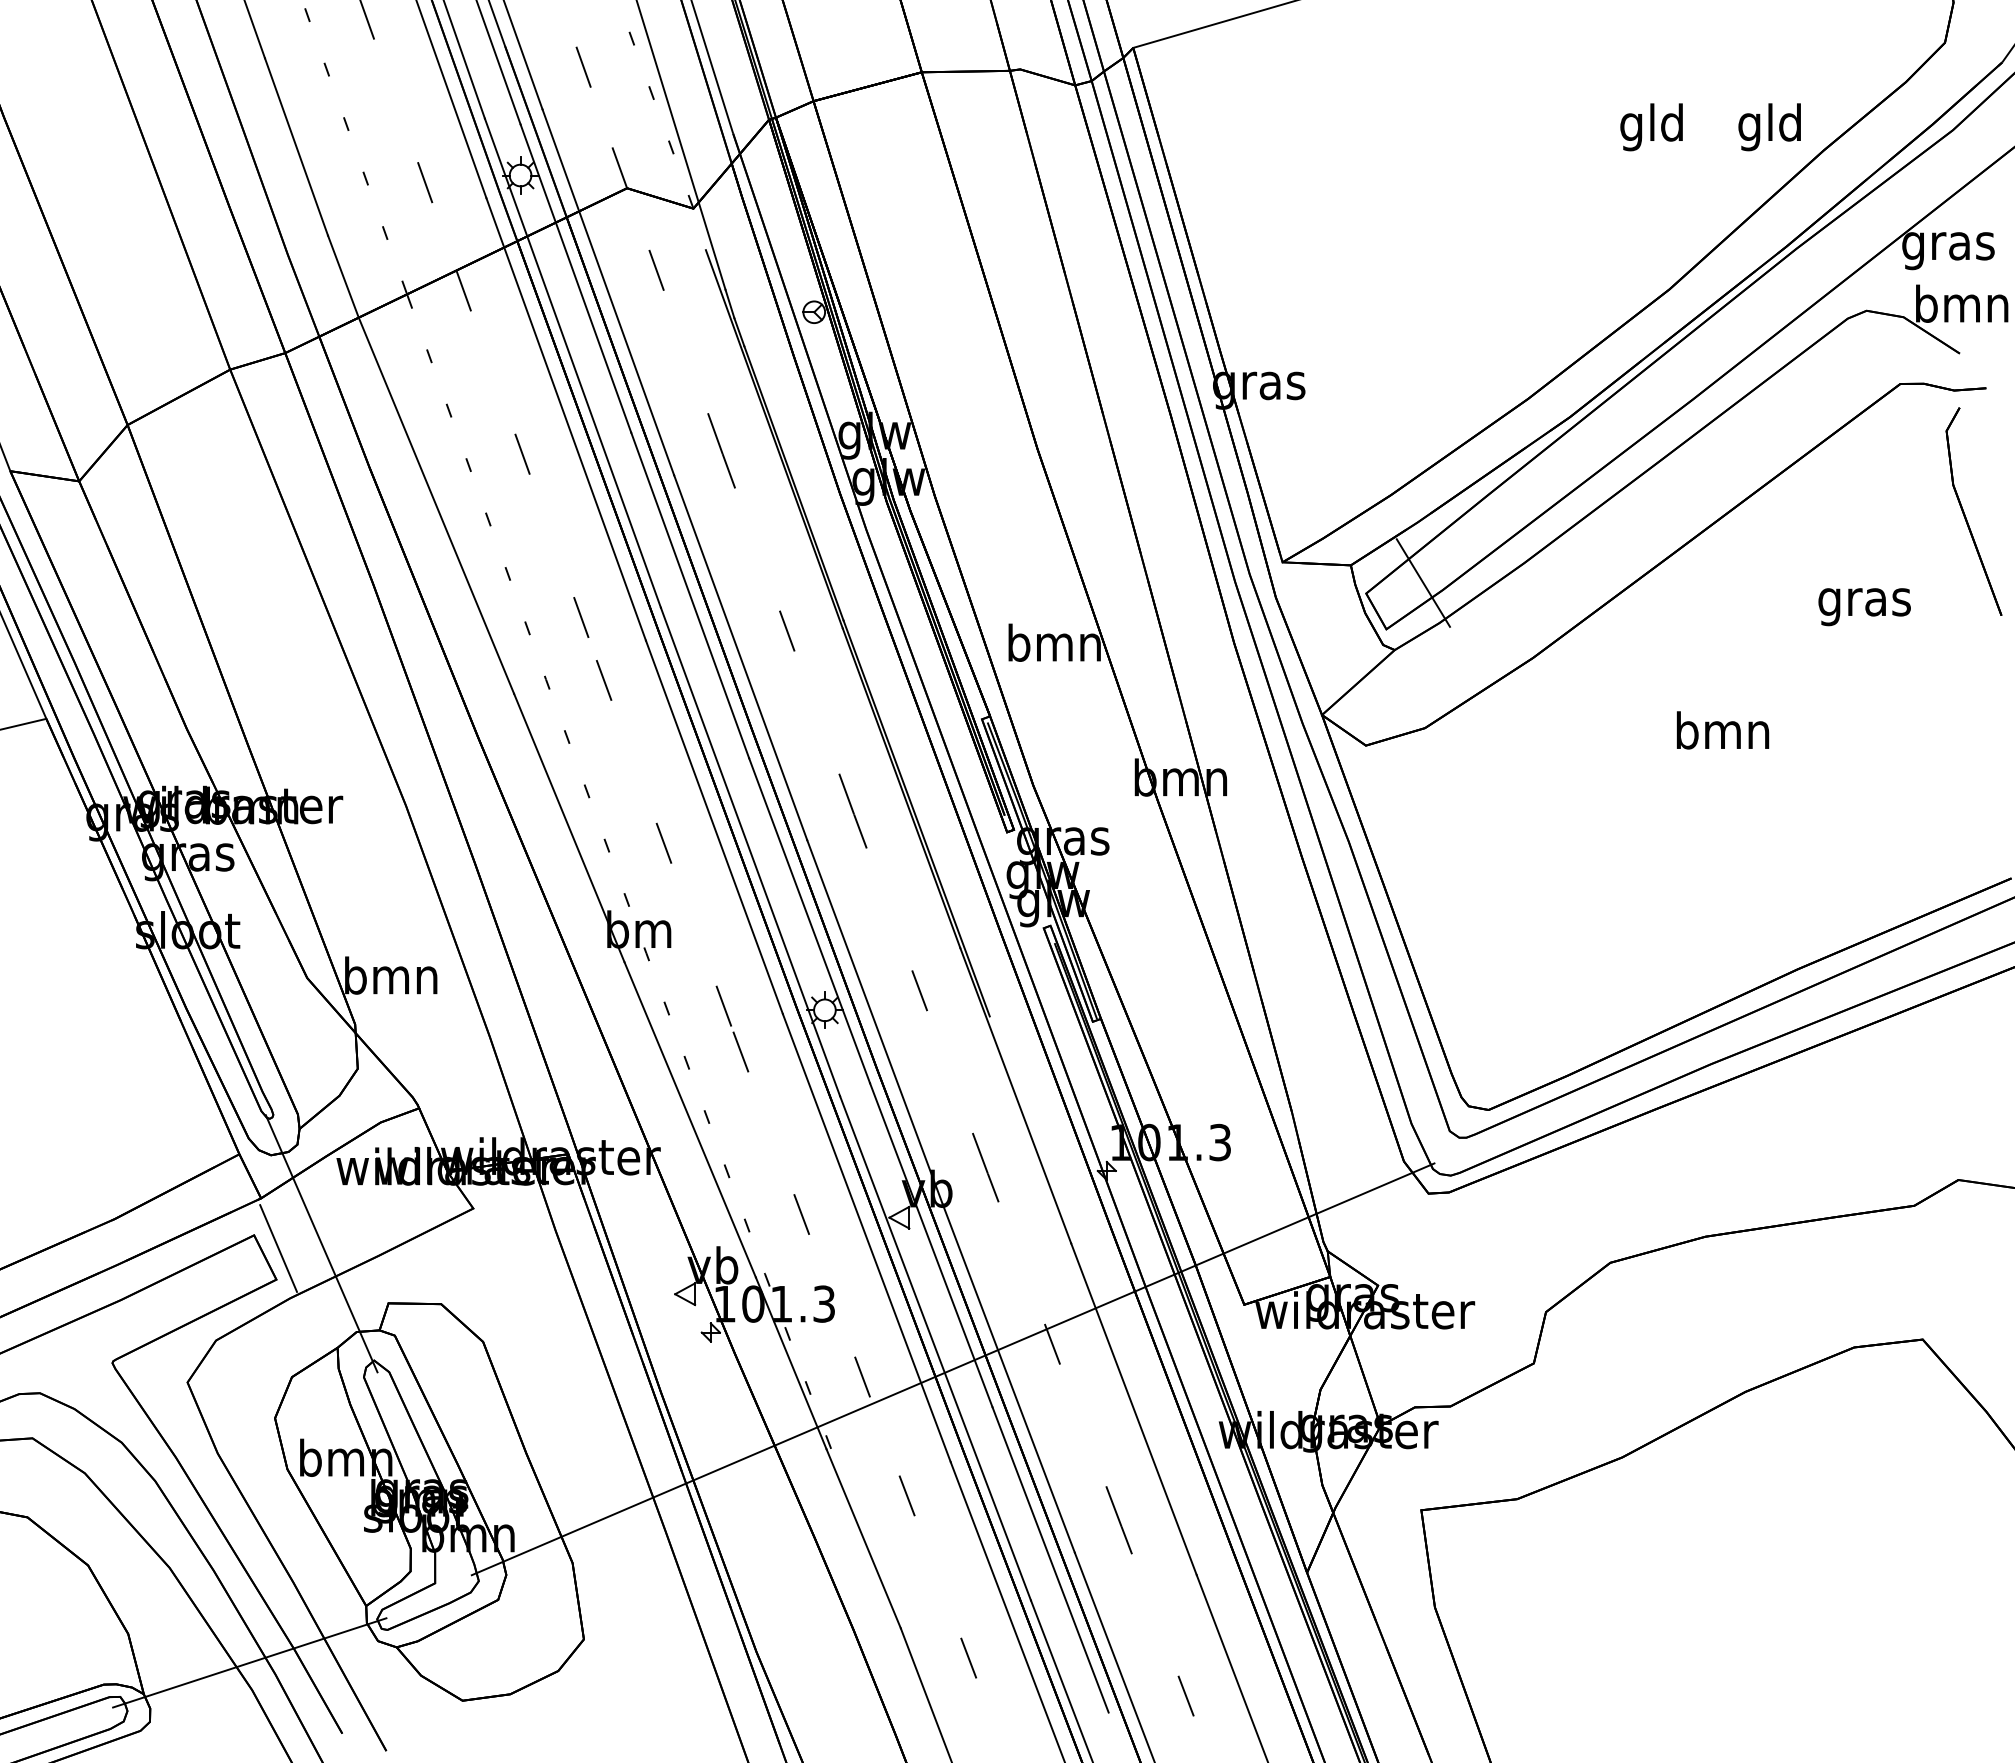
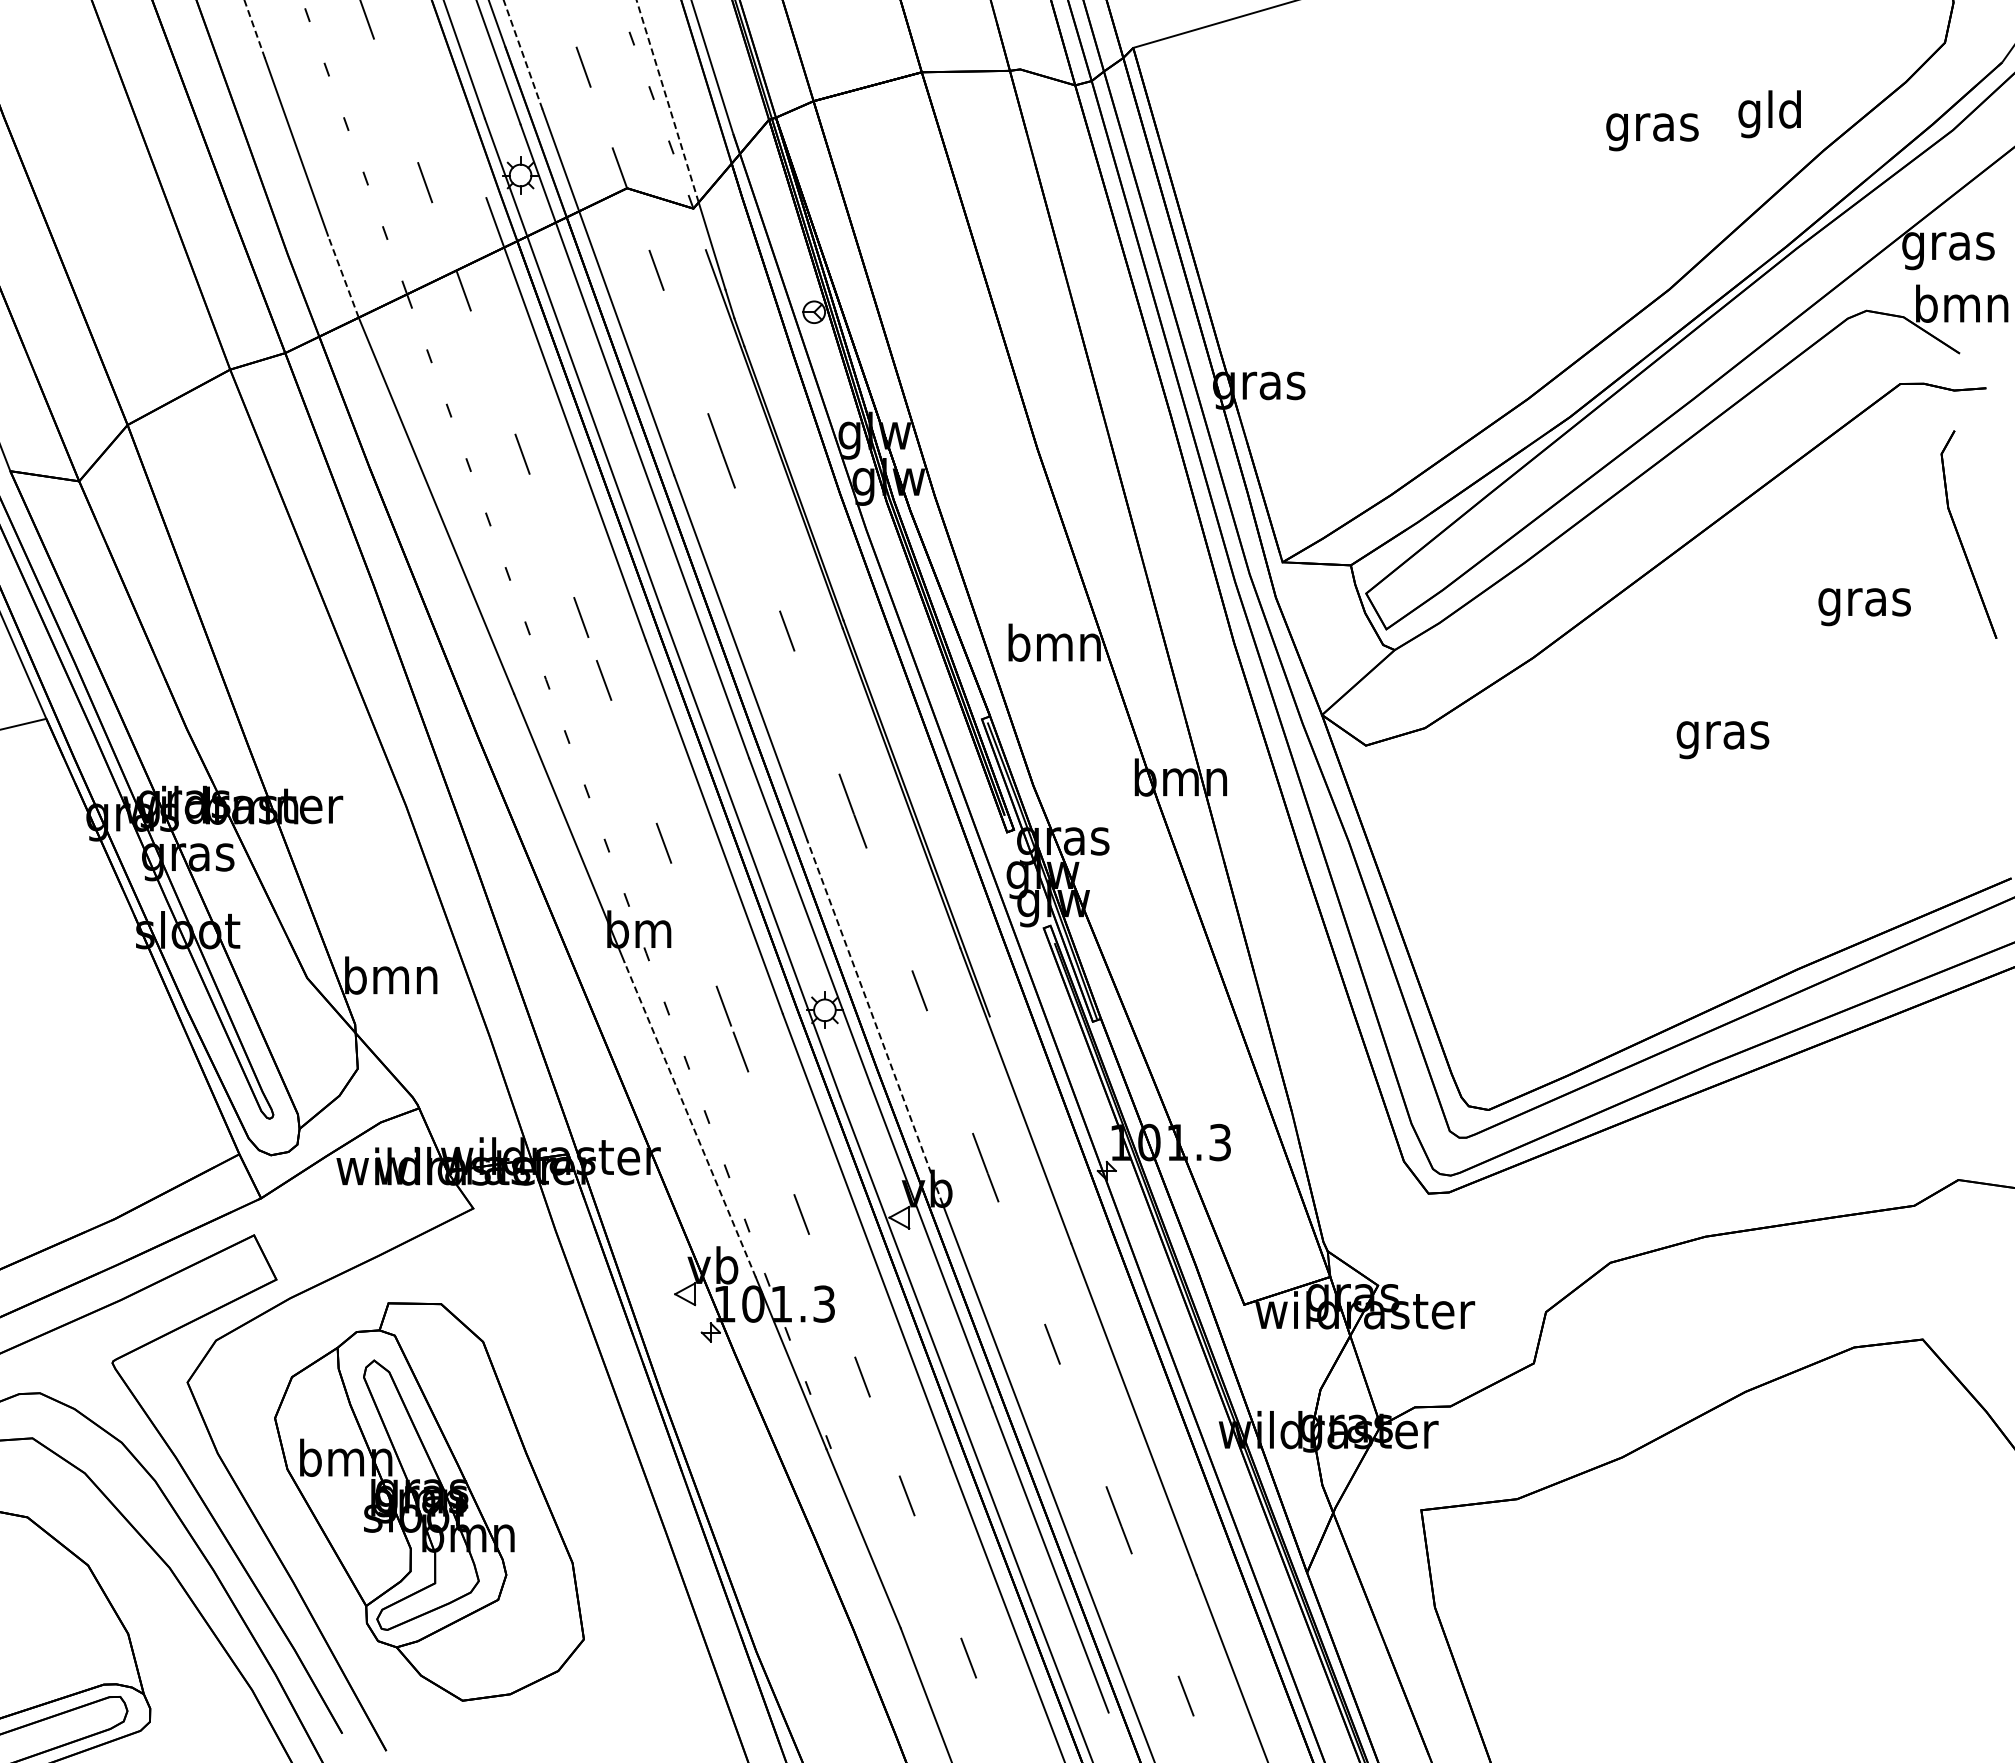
line: solid -> dashed (254, 29)
line: solid -> dashed (523, 54)
line: present -> none (451, 100)
line: solid -> dashed (667, 101)
text: gld -> gras (1652, 127)
text position: (1769, 127) -> (1769, 114) (1769, 114)
line: solid -> dashed (343, 276)
part position: (1965, 514) -> (1960, 537) (1960, 537)
line: present -> none (1423, 582)
text: bmn -> gras (1722, 735)
line: solid -> dashed (874, 1021)
line: solid -> dashed (690, 1119)
line: present -> none (321, 1243)
line: present -> none (278, 1248)
line: present -> none (952, 1369)
line: present -> none (249, 1662)
